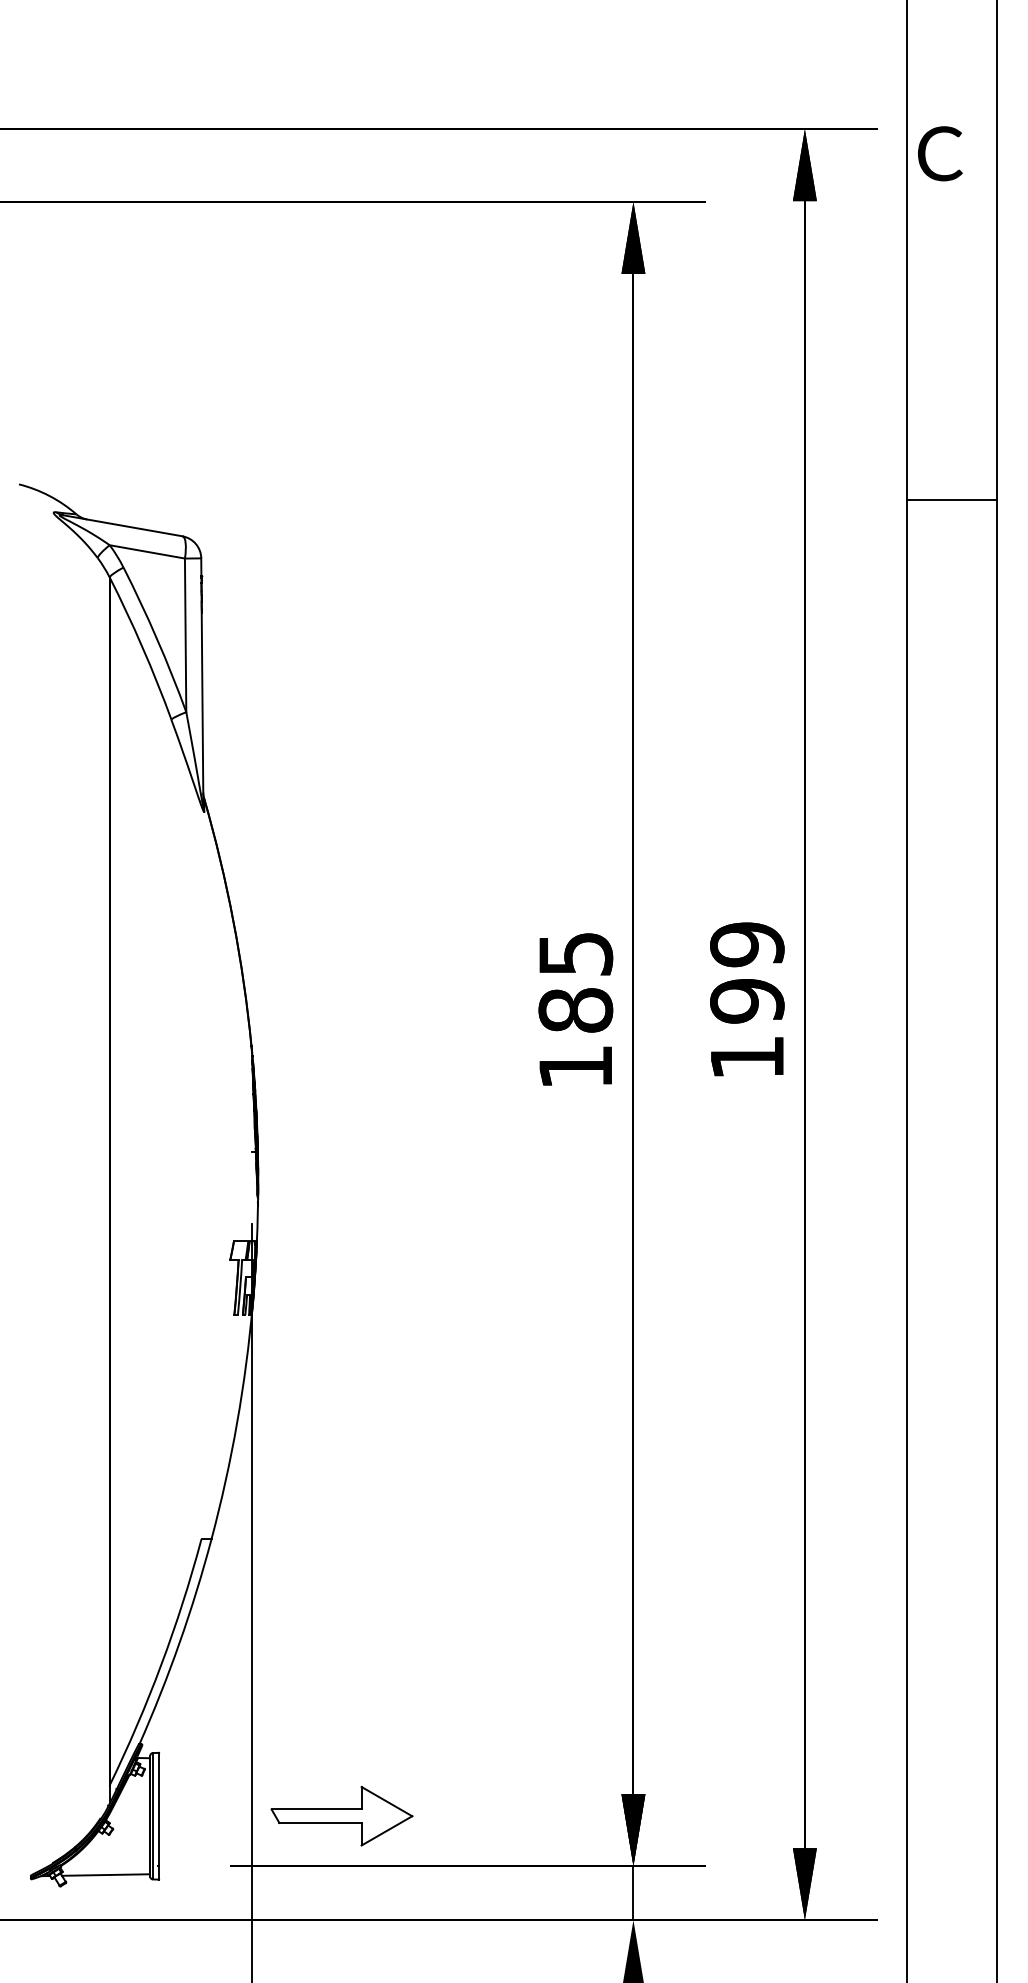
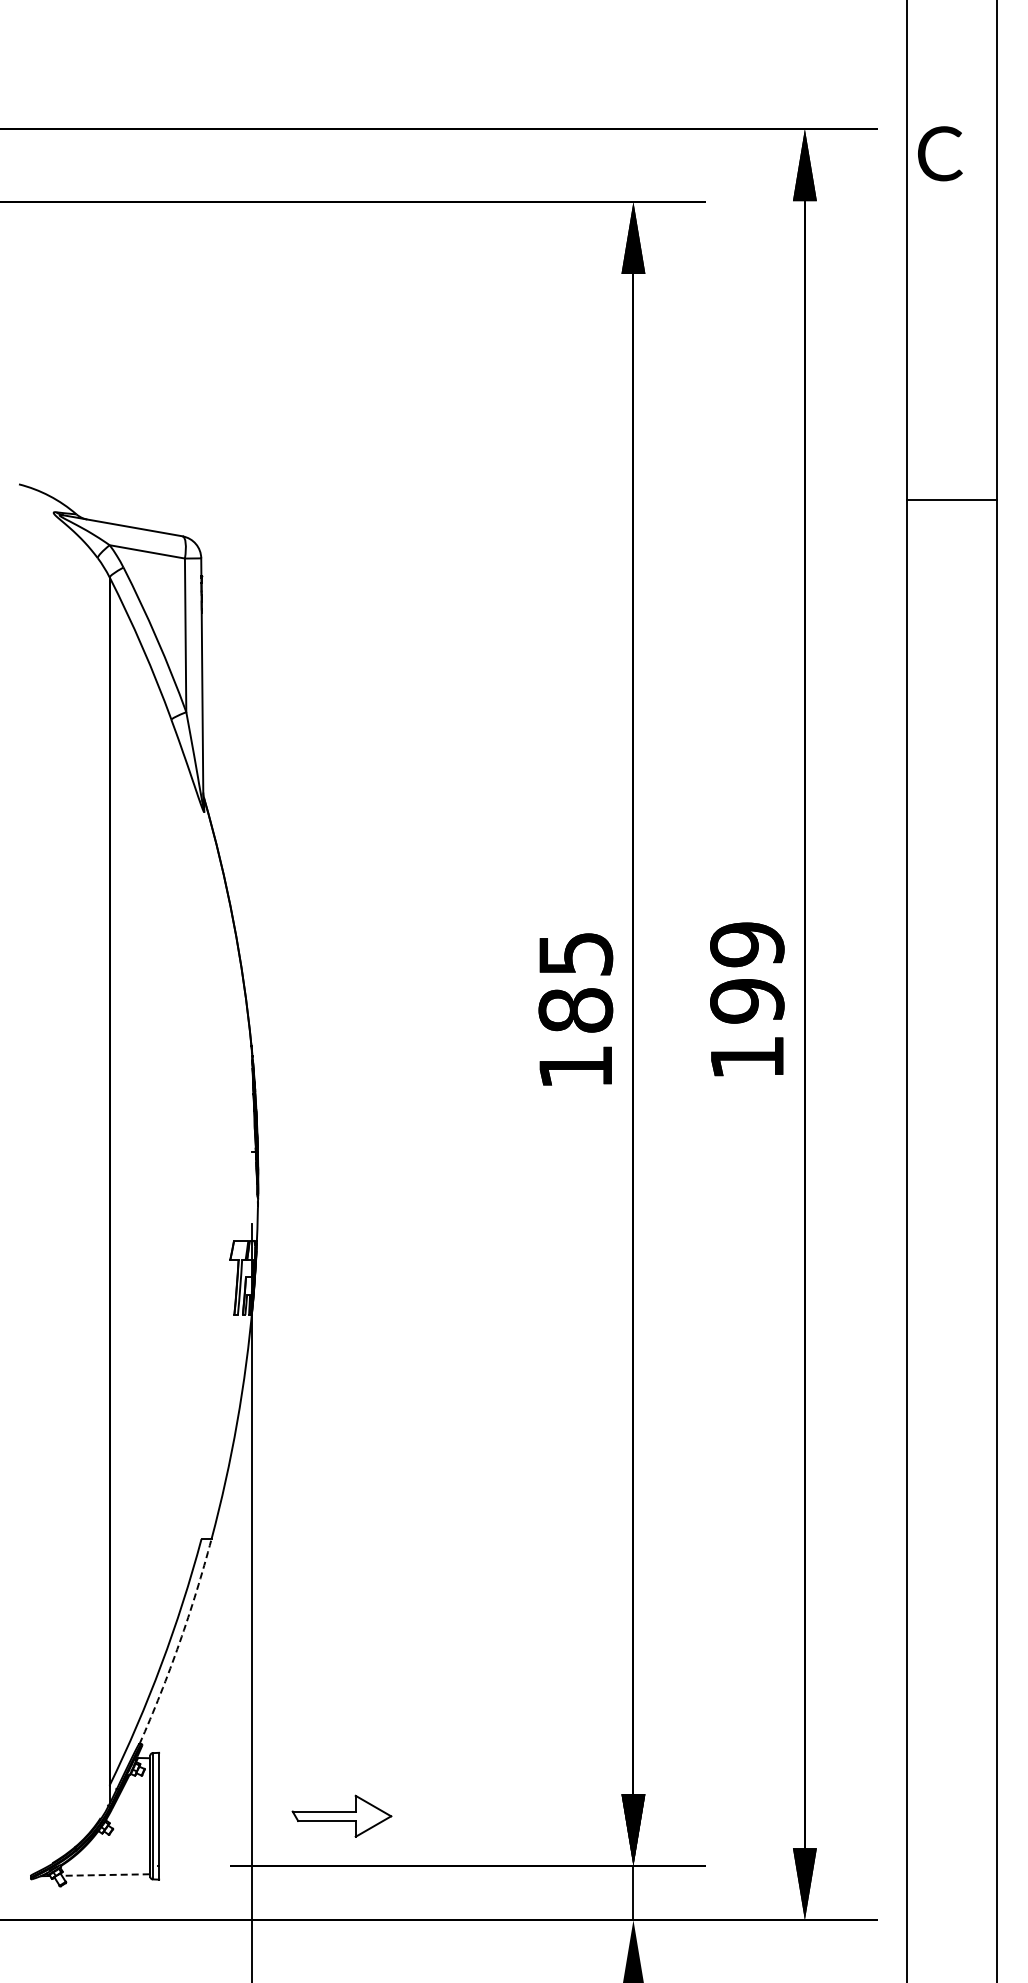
arc: solid -> dashed (179, 1643)
part size: 144x61 px -> 102x44 px (341, 1815)
line: solid -> dashed (105, 1875)
